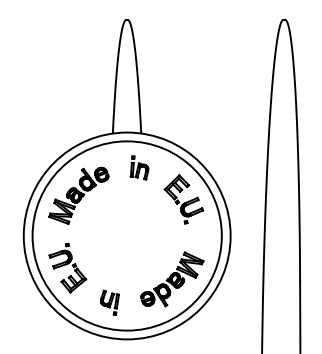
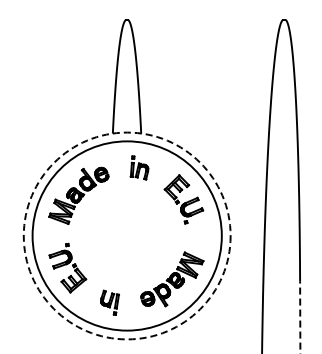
circle: solid -> dashed (126, 235)
line: solid -> dashed (300, 317)
